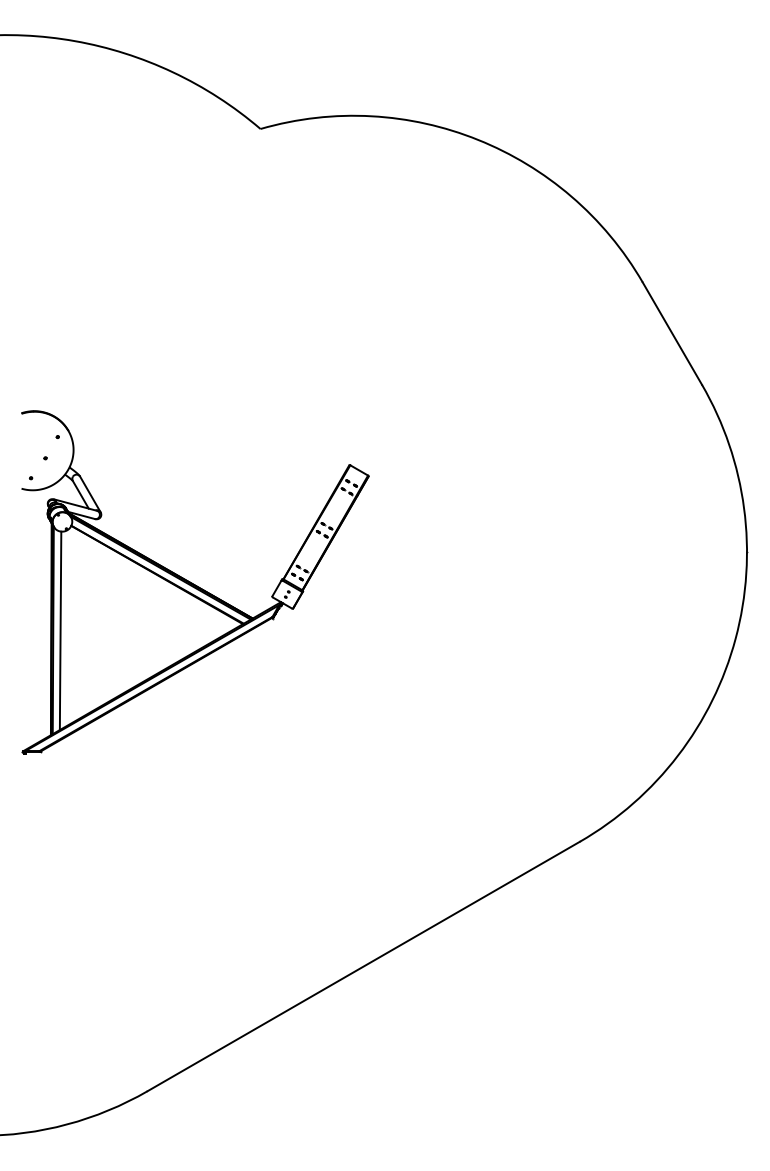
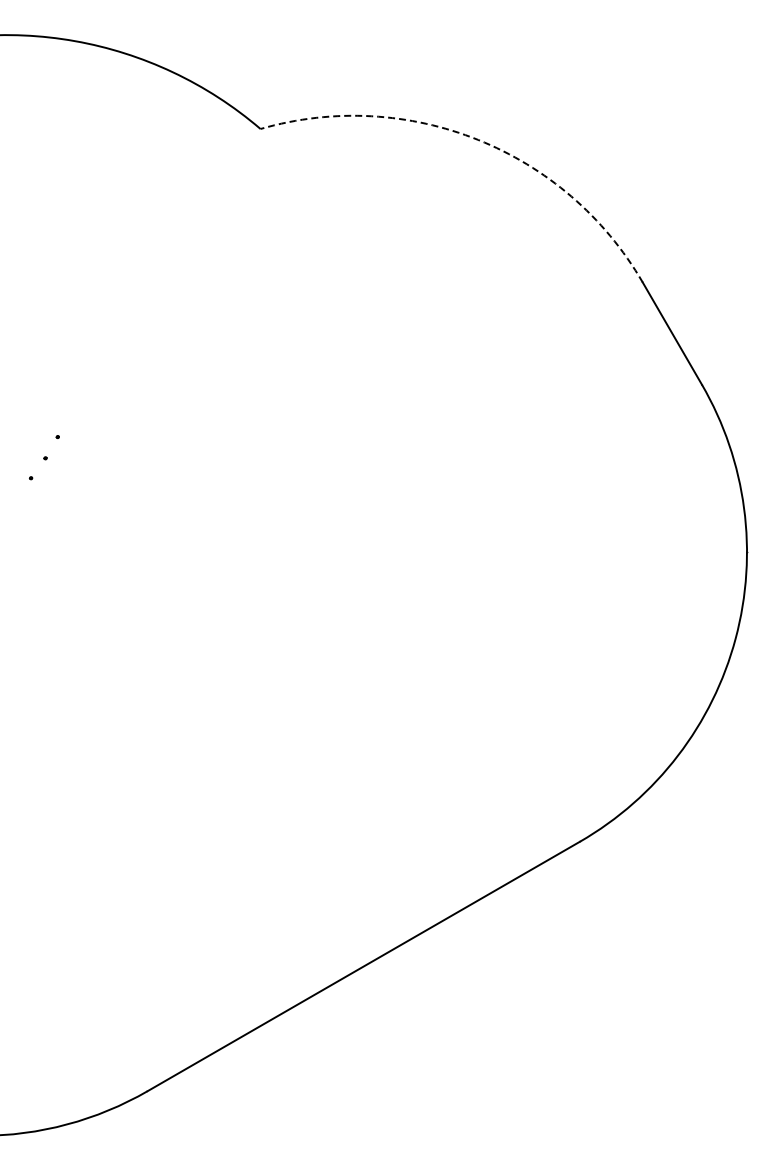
arc: solid -> dashed (478, 139)
part: present -> none (195, 582)
